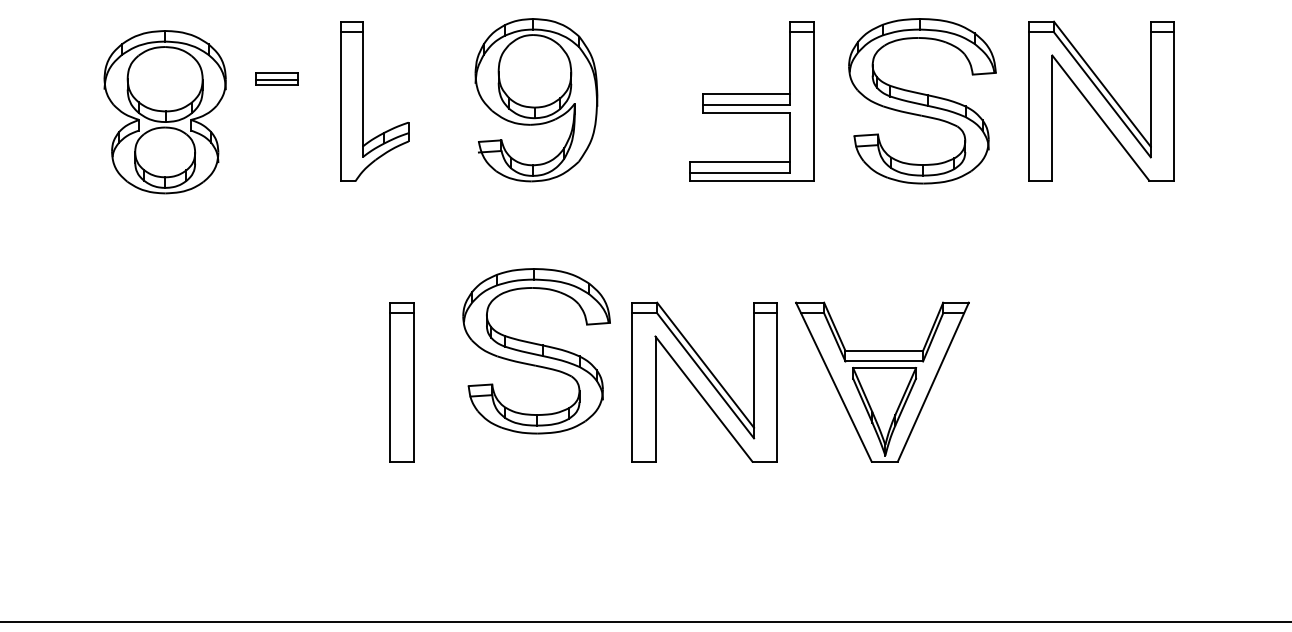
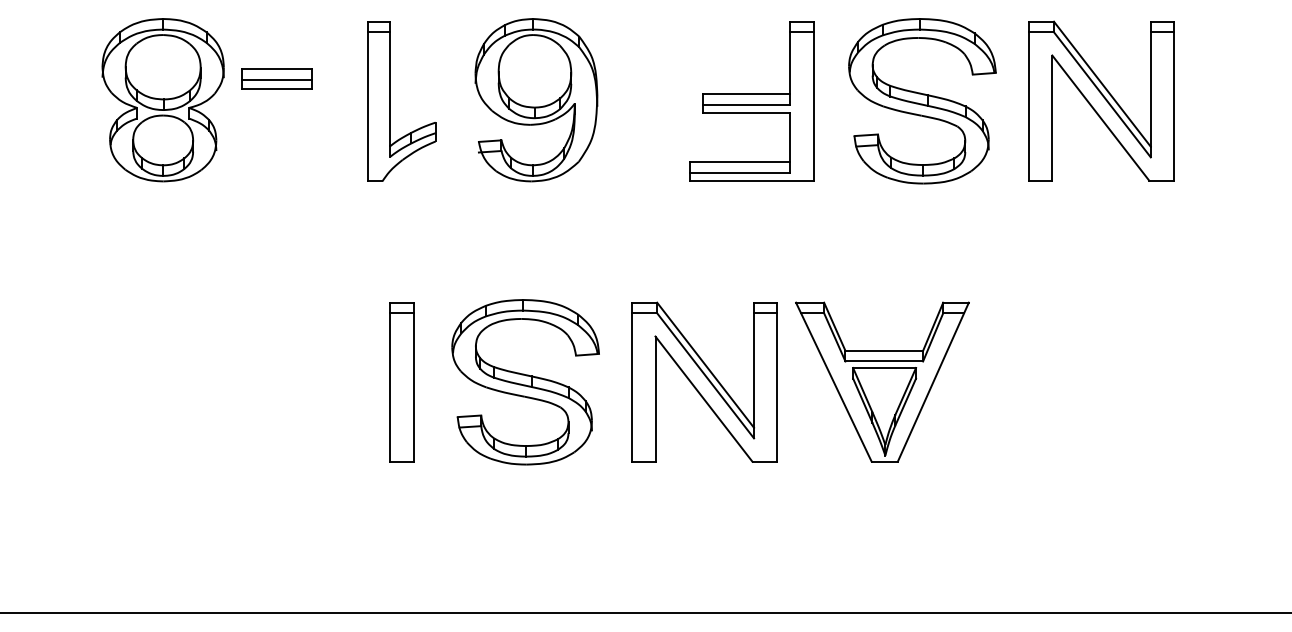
part size: 44x14 px -> 72x22 px (276, 78)
part position: (363, 101) -> (390, 101) (390, 101)
part position: (164, 112) -> (162, 100) (162, 100)
part position: (536, 351) -> (525, 382) (525, 382)
line position: (645, 621) -> (645, 612) (645, 612)
